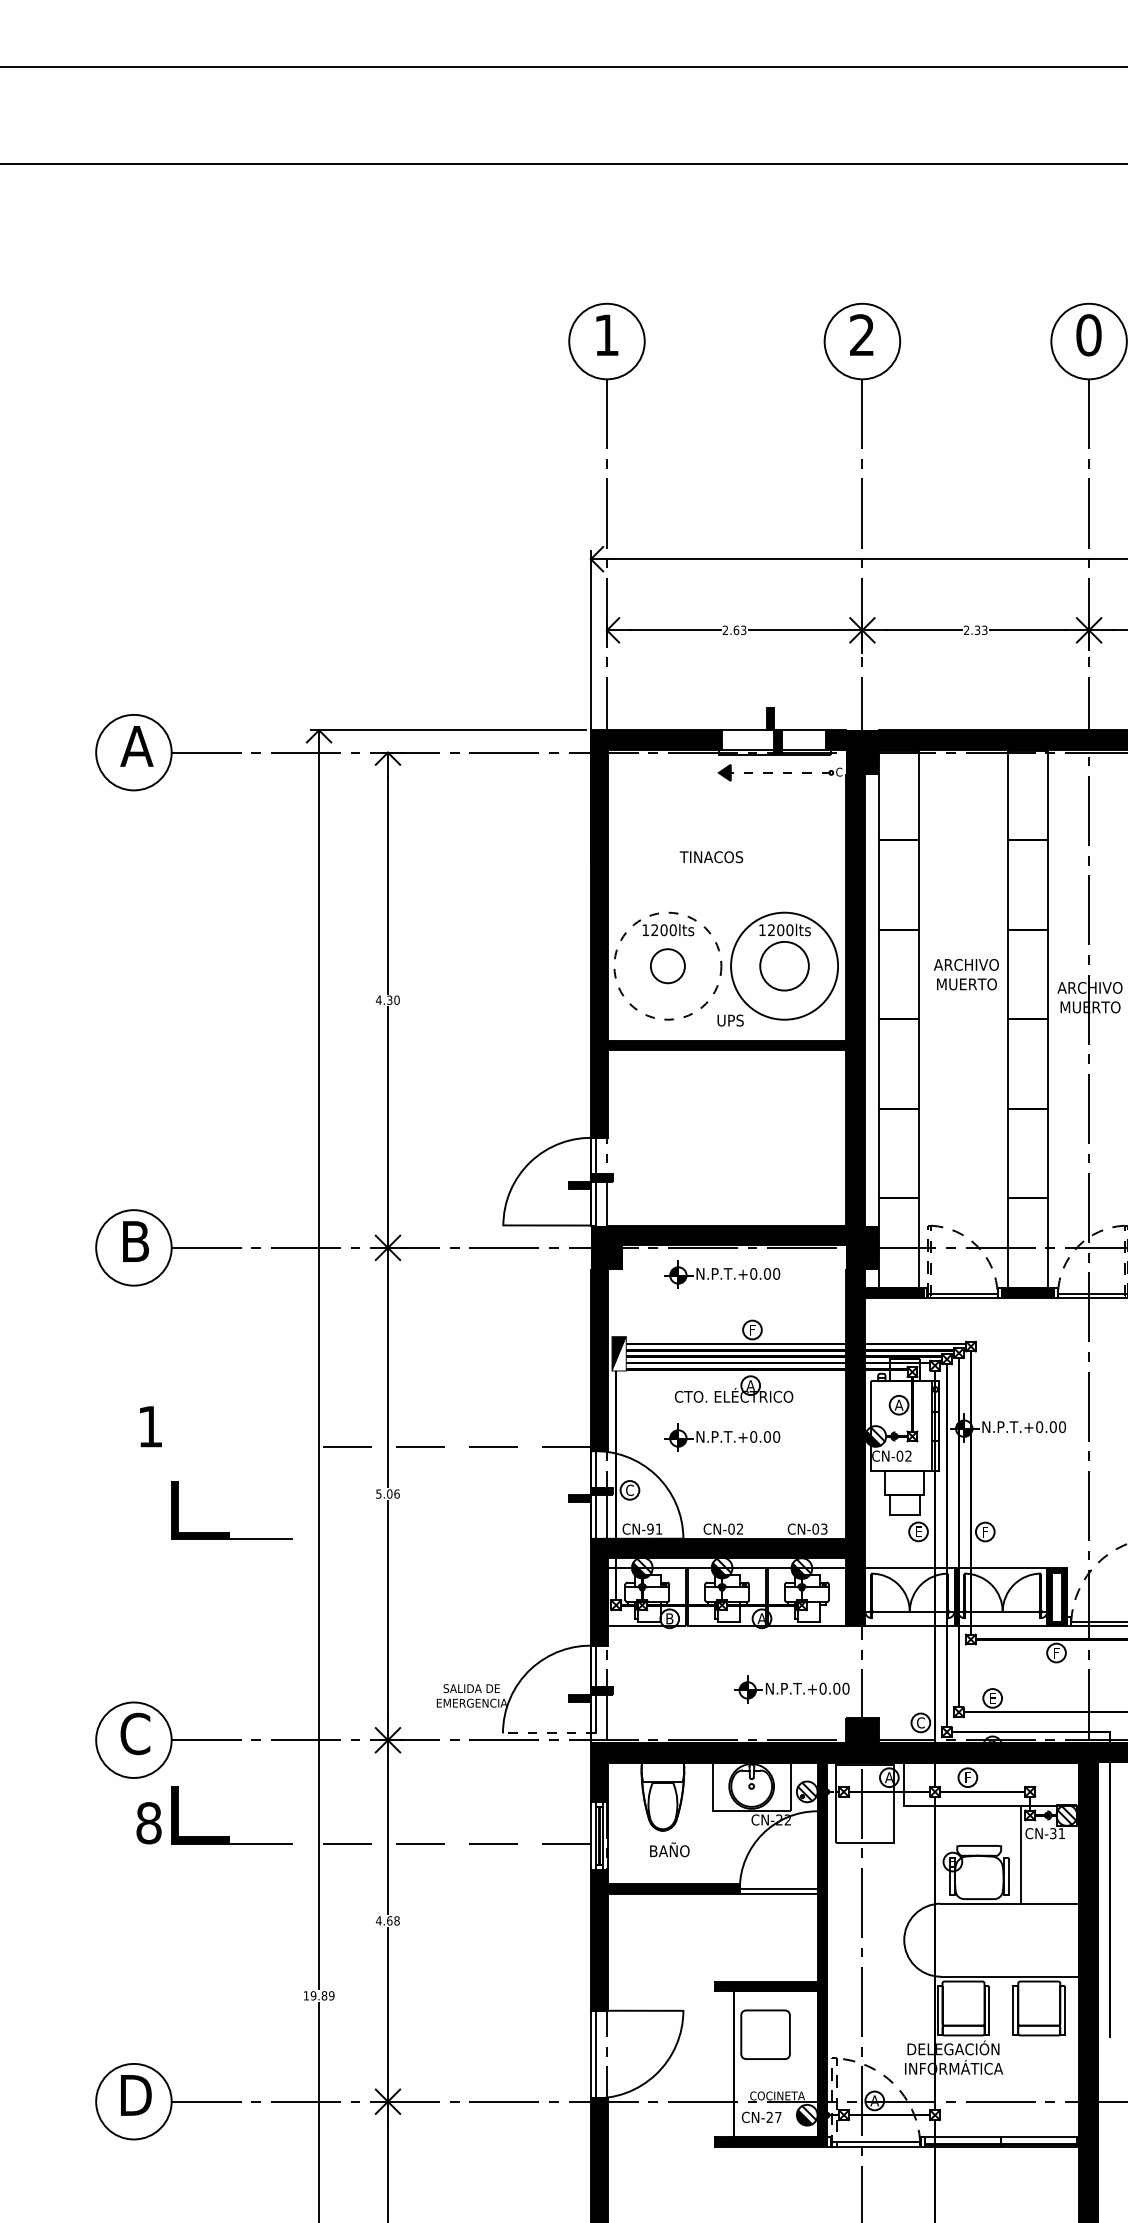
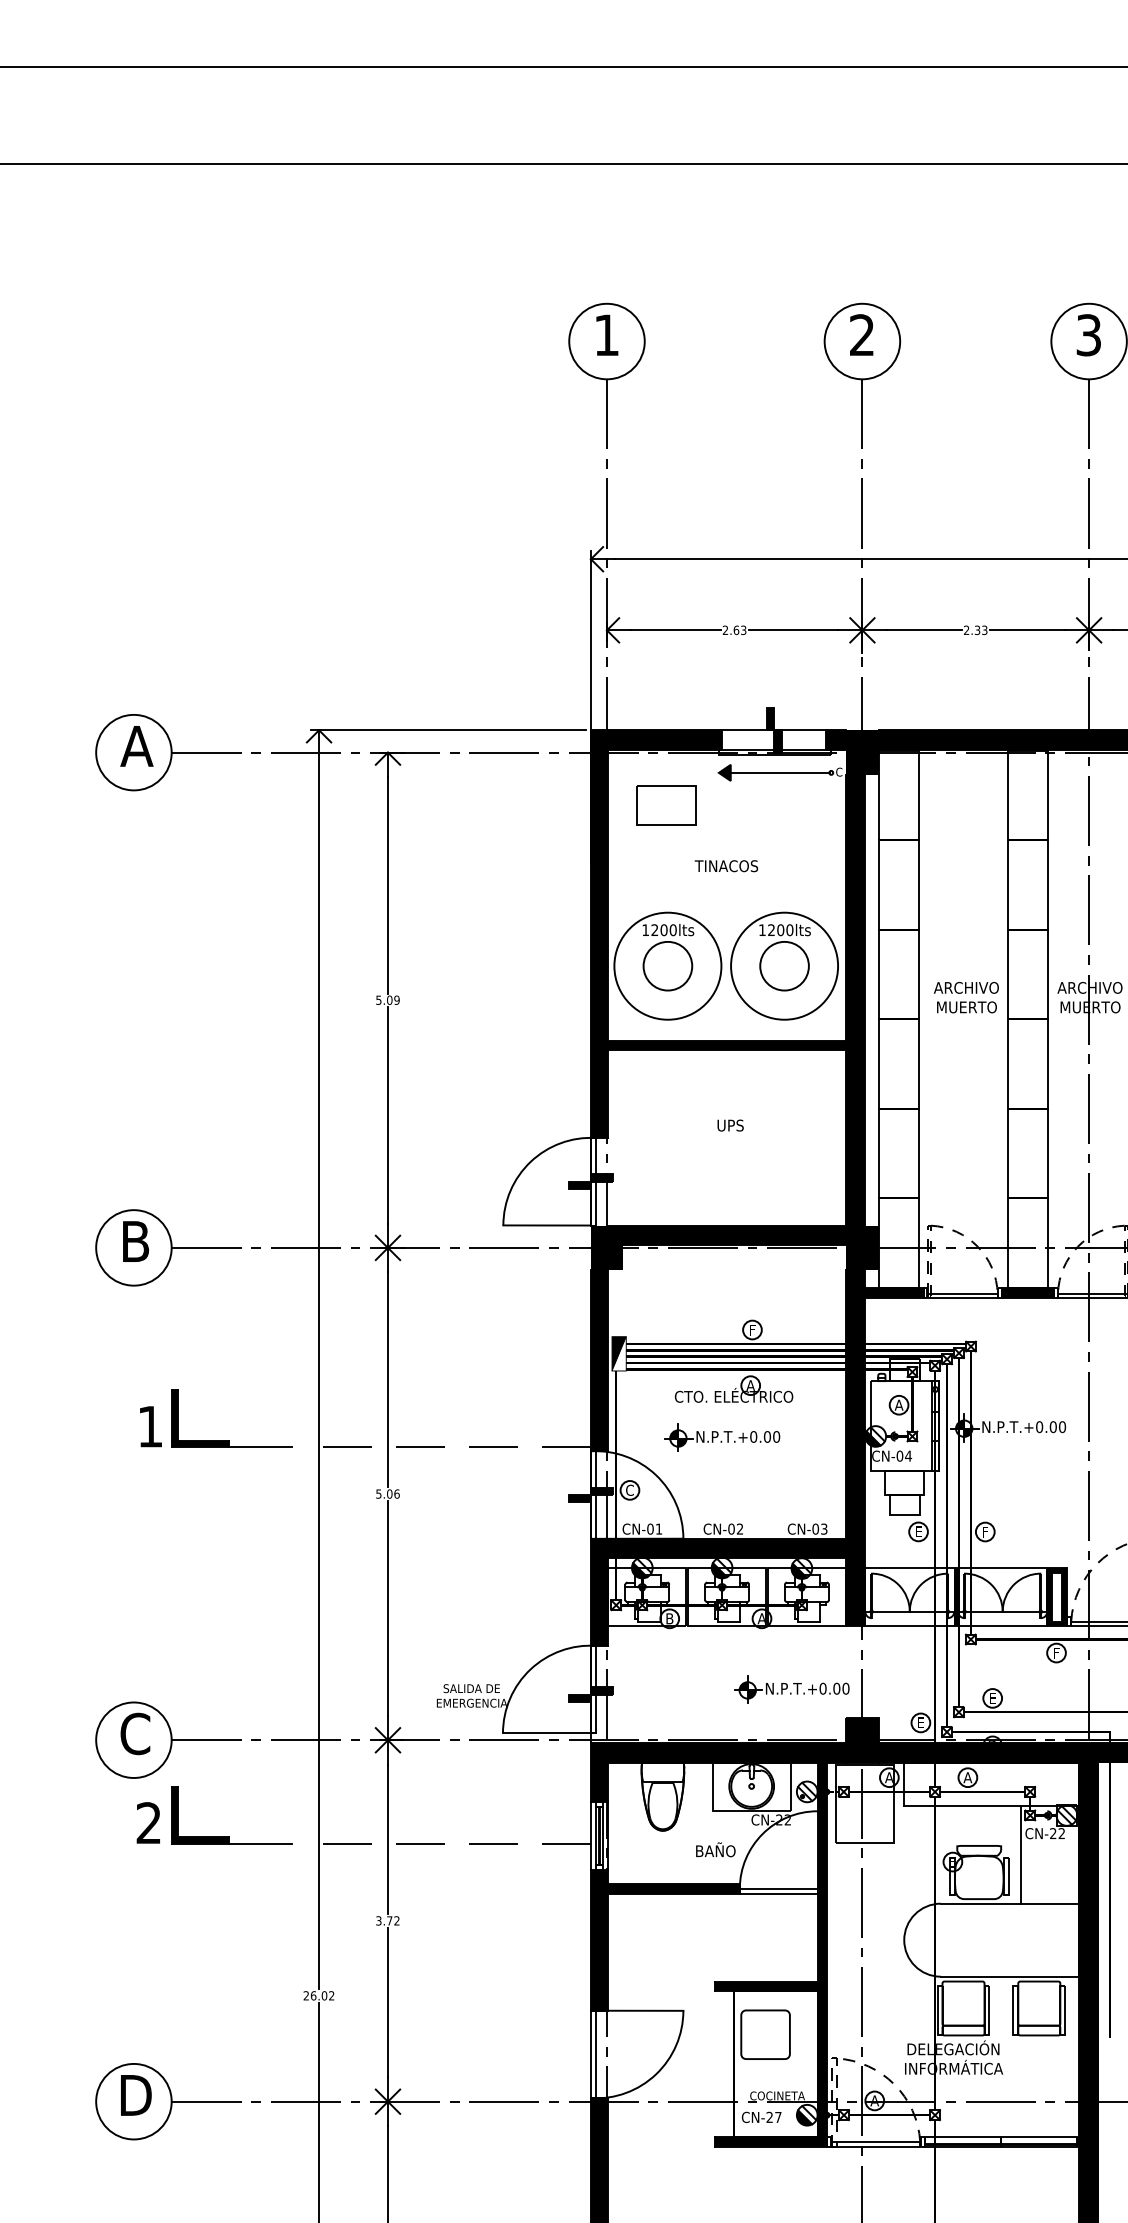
text: 0 -> 3 (1088, 335)
line: dashed -> solid (780, 772)
part: none -> present (666, 805)
text position: (711, 857) -> (726, 866) (726, 866)
circle: dashed -> solid (667, 965)
circle diameter: 34 px -> 49 px (667, 965)
text position: (966, 974) -> (966, 997) (966, 997)
text: 4.30 -> 5.09 (387, 999)
text position: (730, 1020) -> (730, 1125) (730, 1125)
part: present -> none (722, 1274)
text: CN-02 -> CN-04 (908, 1455)
text: CN-91 -> CN-01 (650, 1528)
part position: (229, 1532) -> (229, 1440) (229, 1440)
text: C -> E (920, 1722)
line: dashed -> solid (548, 1733)
text: F -> A (967, 1777)
text: 8 -> 2 (148, 1823)
text: CN-31 -> CN-22 (1057, 1833)
text position: (669, 1849) -> (715, 1849) (715, 1849)
text: 4.68 -> 3.72 (387, 1920)
text: 19.89 -> 26.02 (318, 1995)
